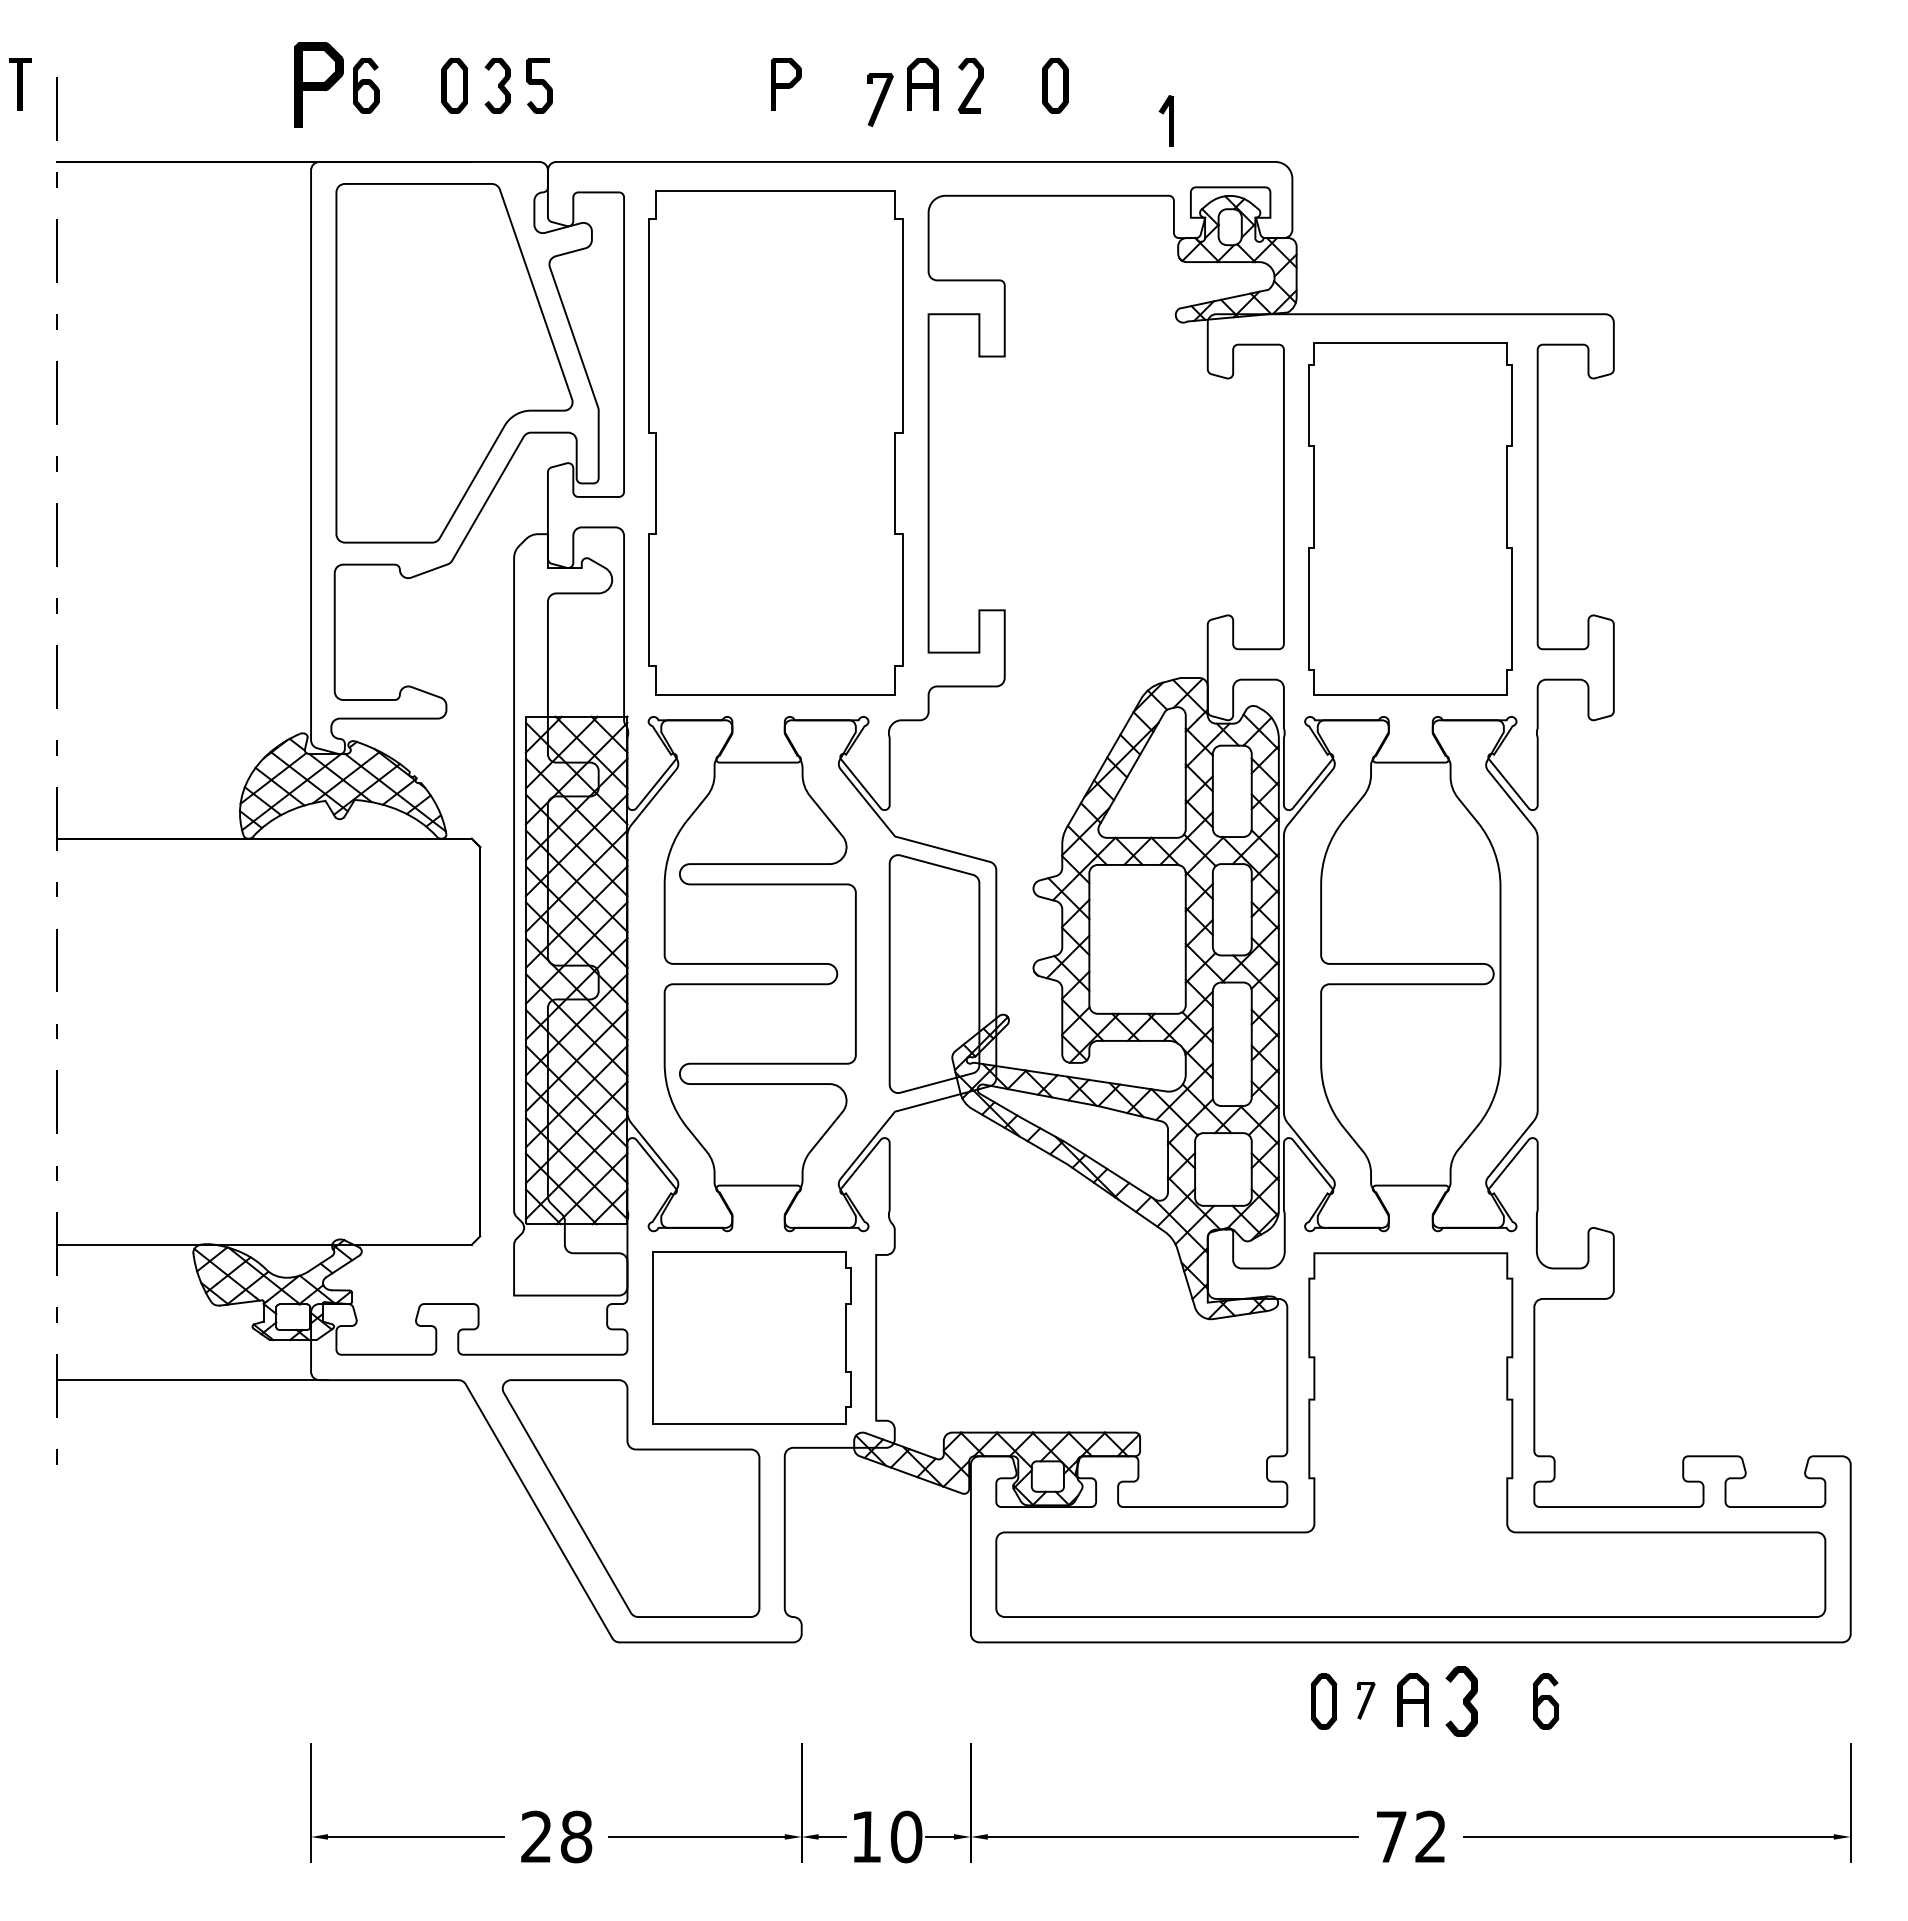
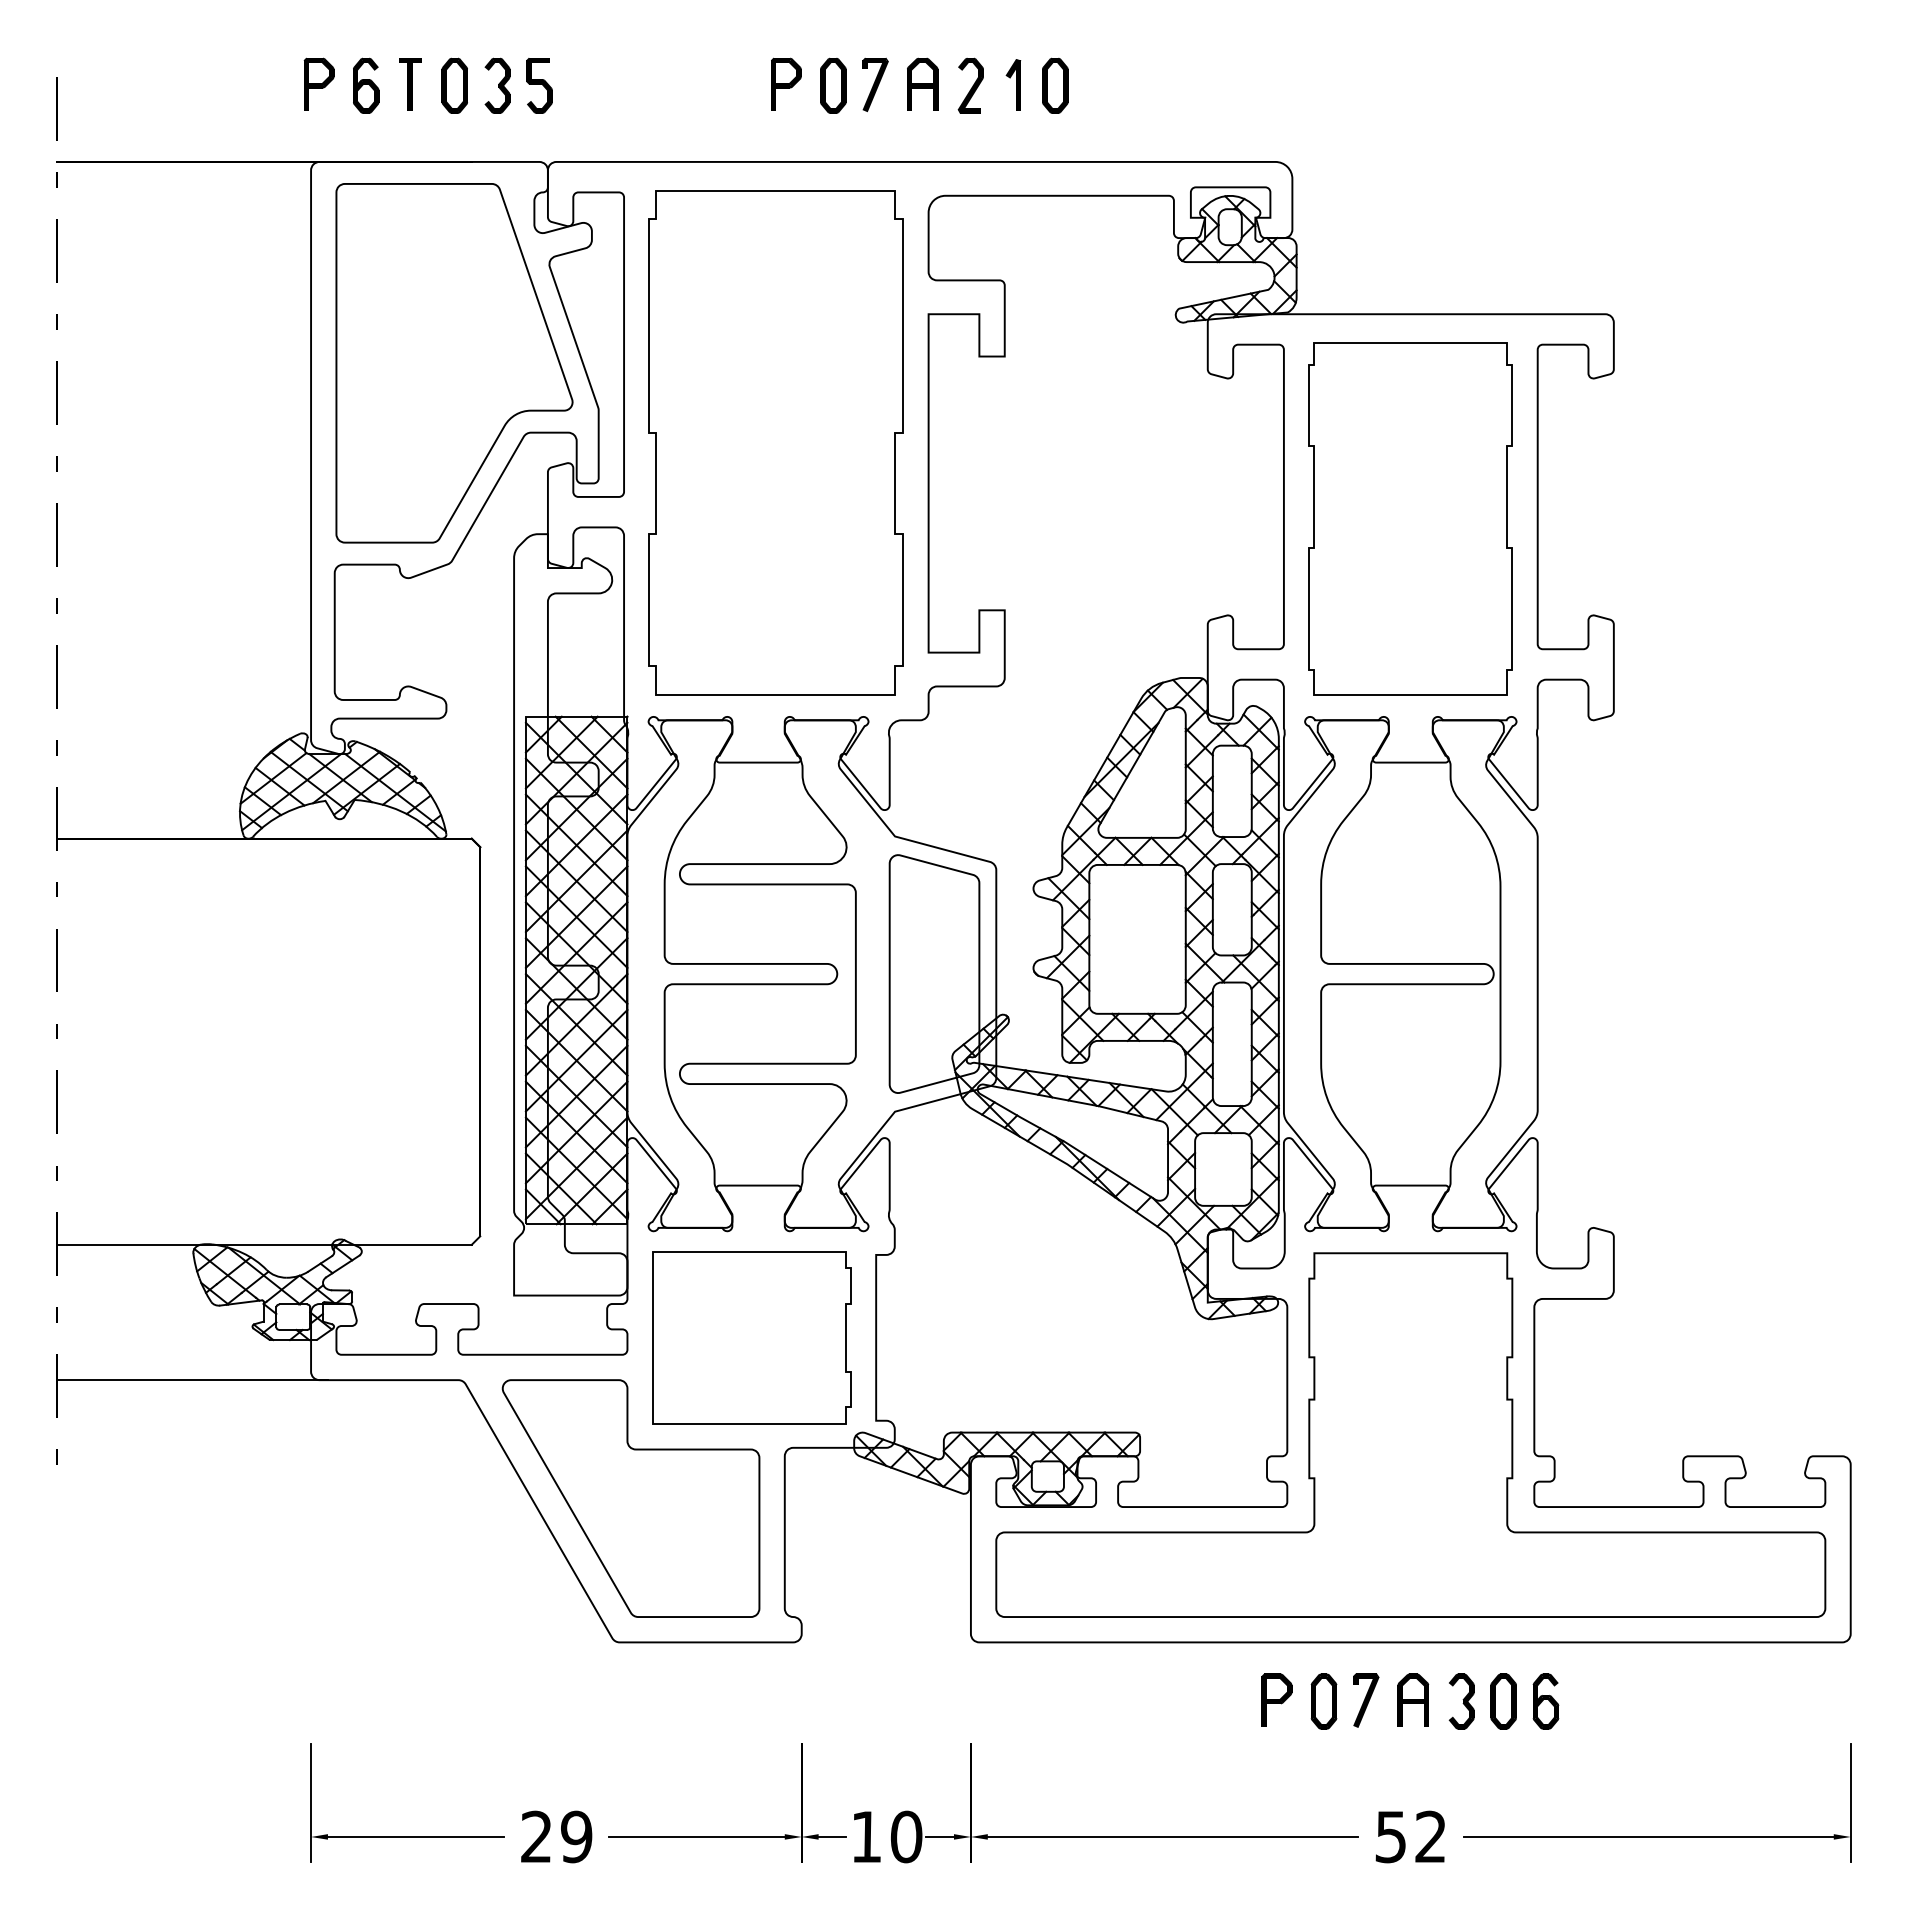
part position: (20, 84) -> (410, 84) (410, 84)
part size: 50x86 px -> 32x54 px (318, 83)
part: none -> present (833, 85)
part position: (880, 99) -> (875, 84) (875, 84)
part position: (1166, 120) -> (1013, 84) (1013, 84)
part: none -> present (1276, 1699)
part size: 19x39 px -> 27x55 px (1366, 1700)
part size: 33x71 px -> 27x57 px (1461, 1701)
part: none -> present (1503, 1701)
text: 28 -> 29 (576, 1836)
text: 72 -> 52 (1390, 1837)
